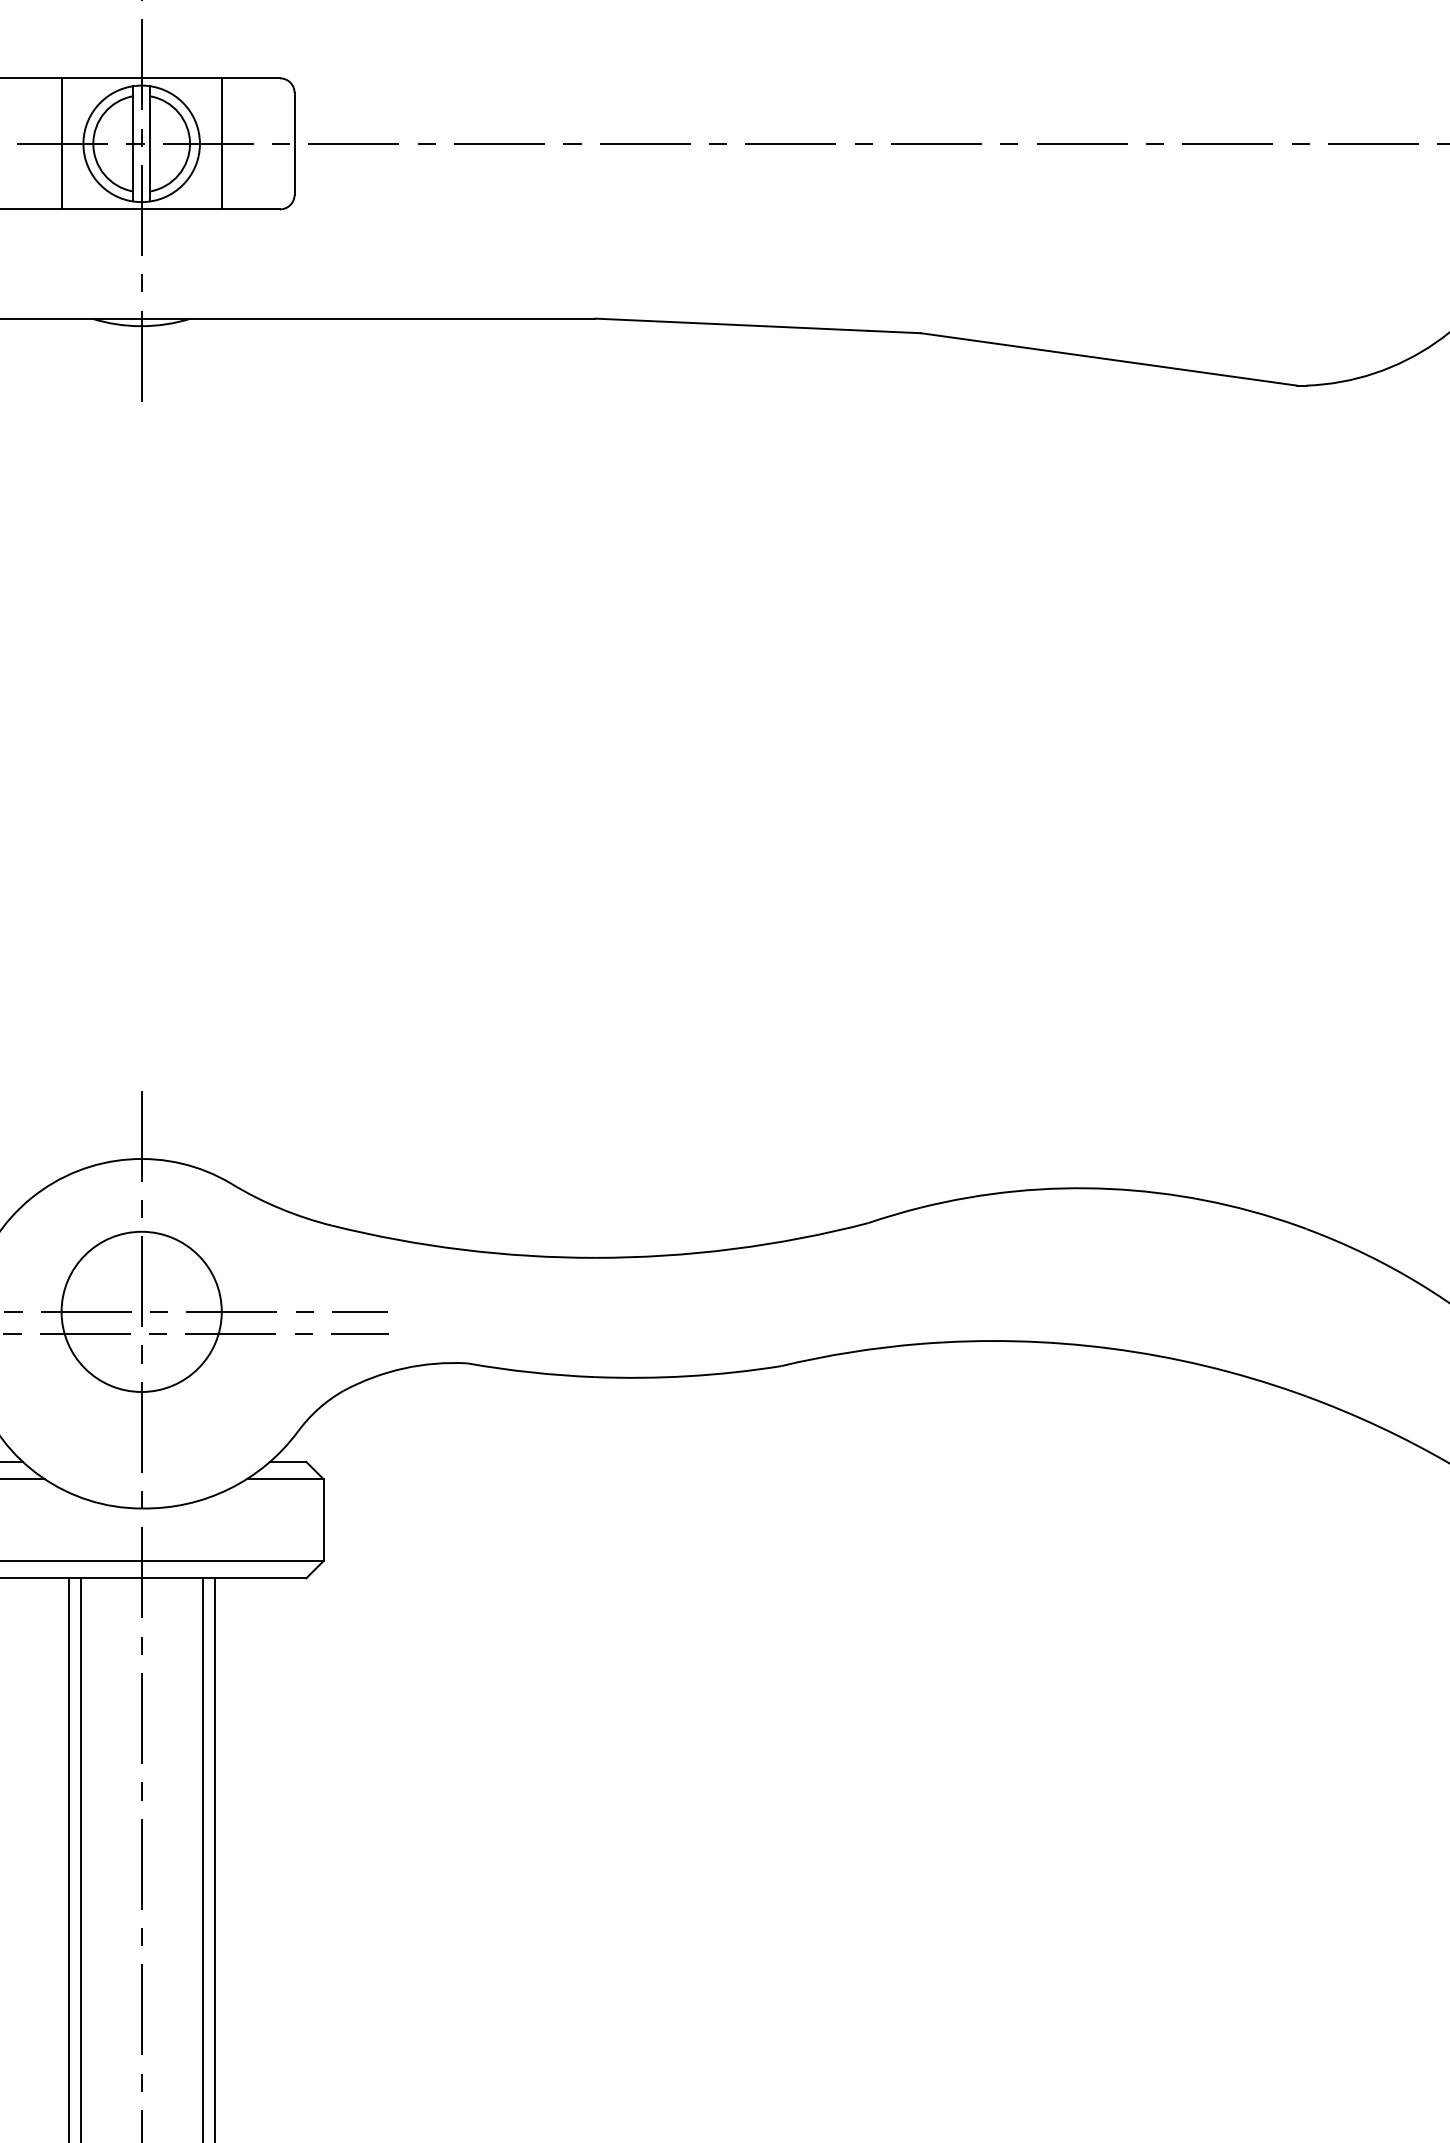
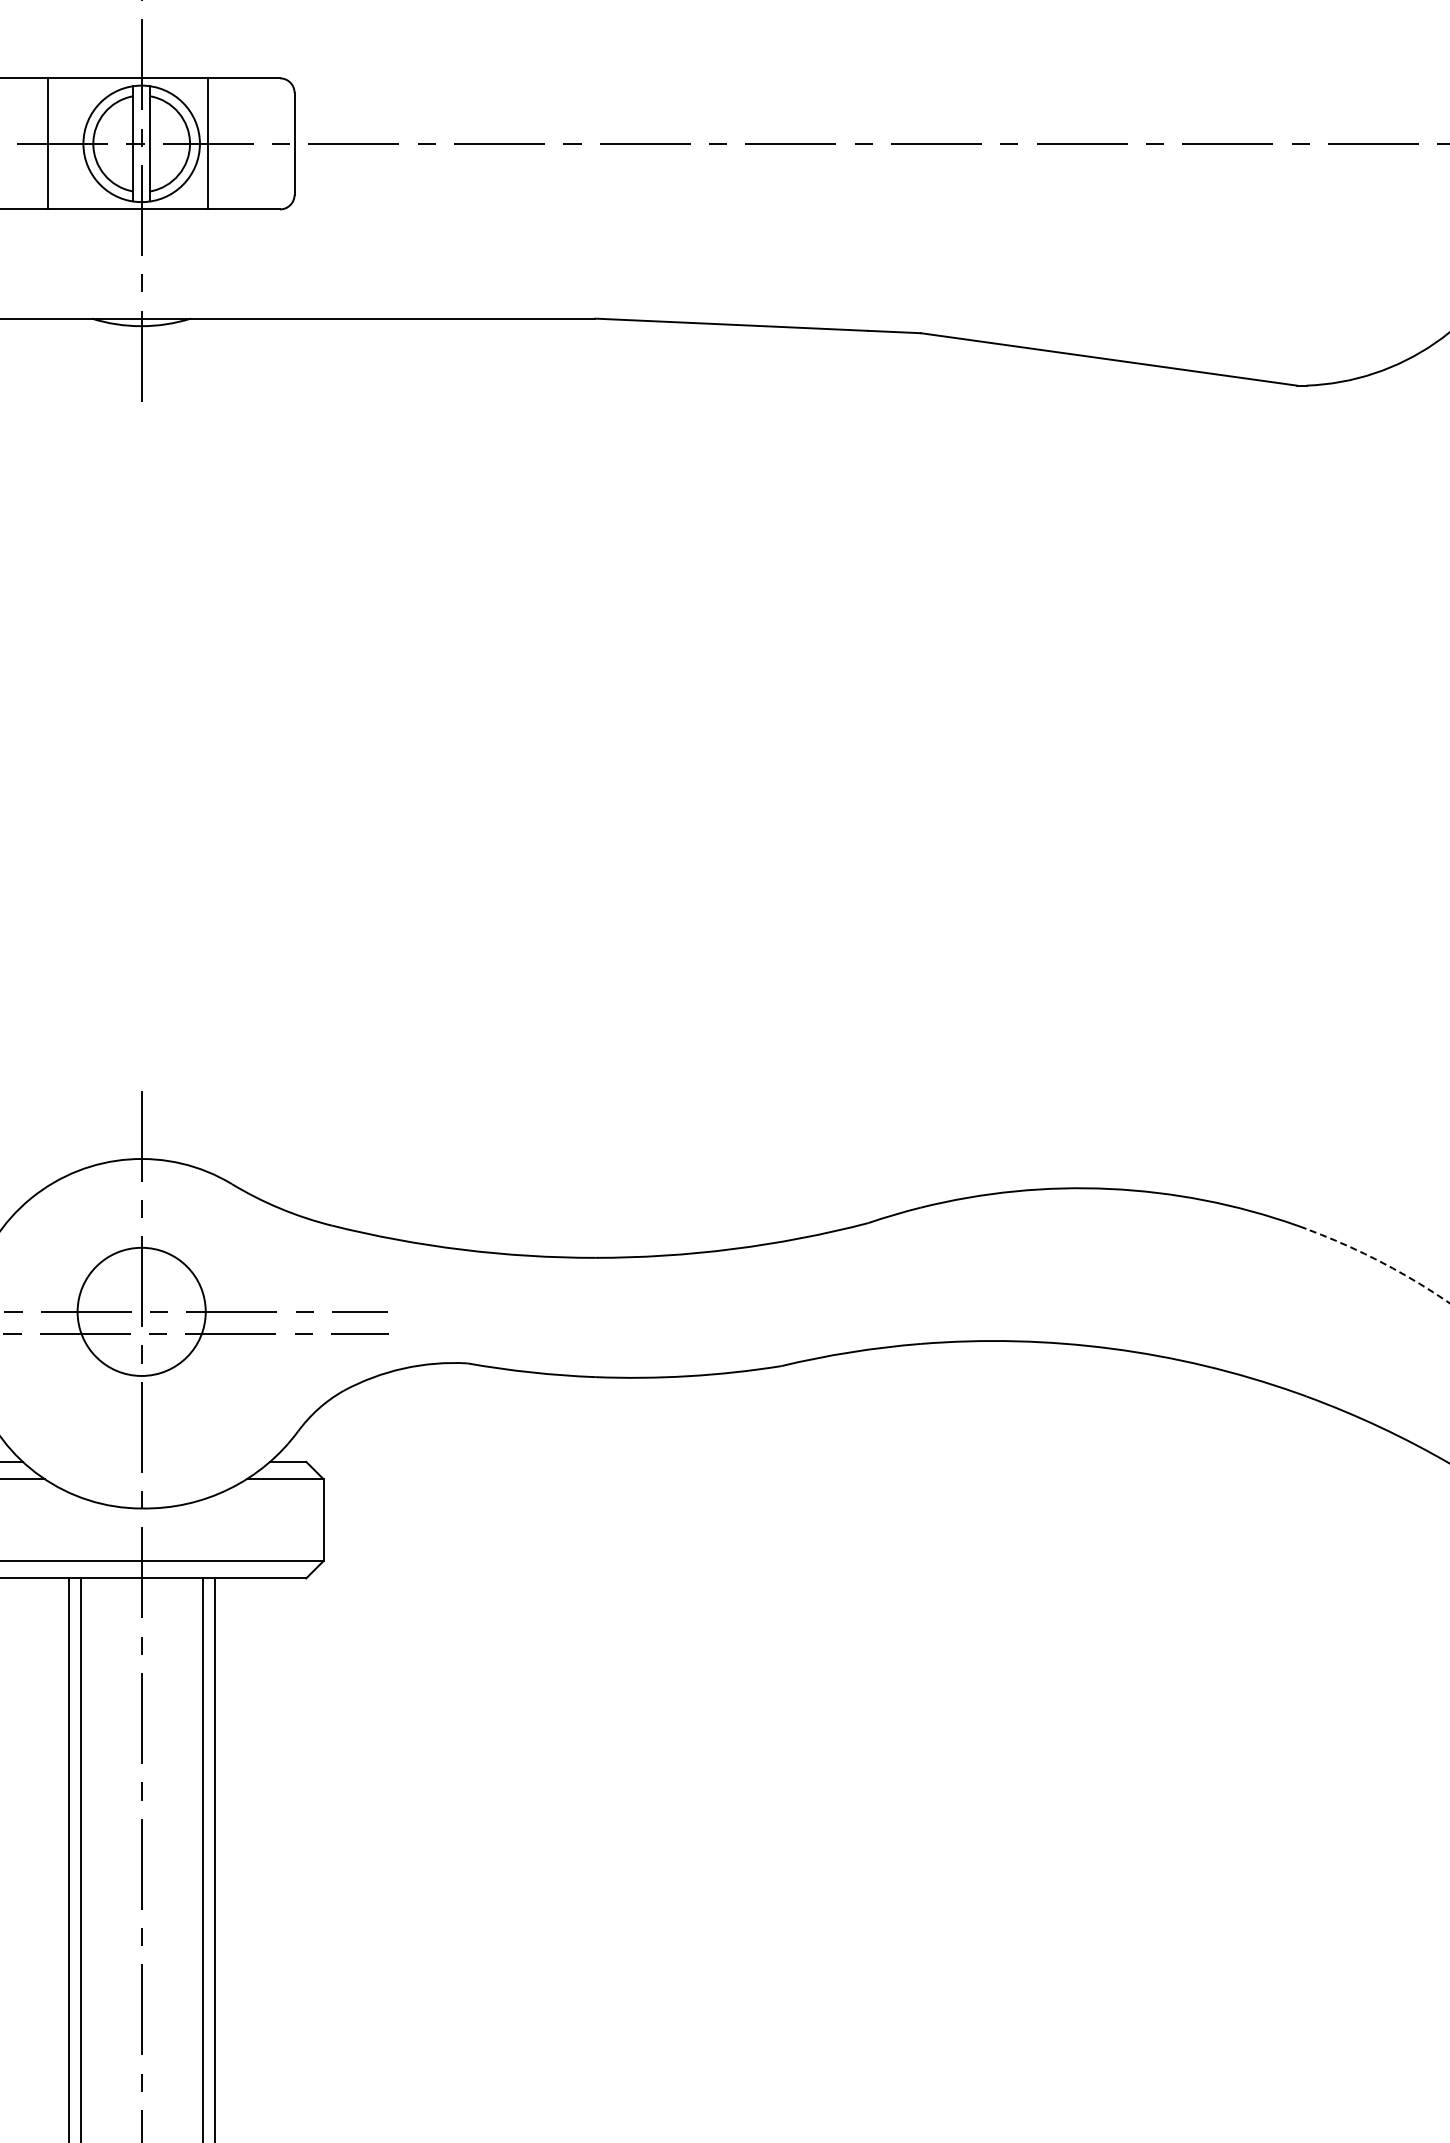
line position: (61, 143) -> (47, 143) (47, 143)
line position: (221, 143) -> (207, 143) (207, 143)
arc: solid -> dashed (1380, 1261)
circle diameter: 160 px -> 128 px (141, 1311)
